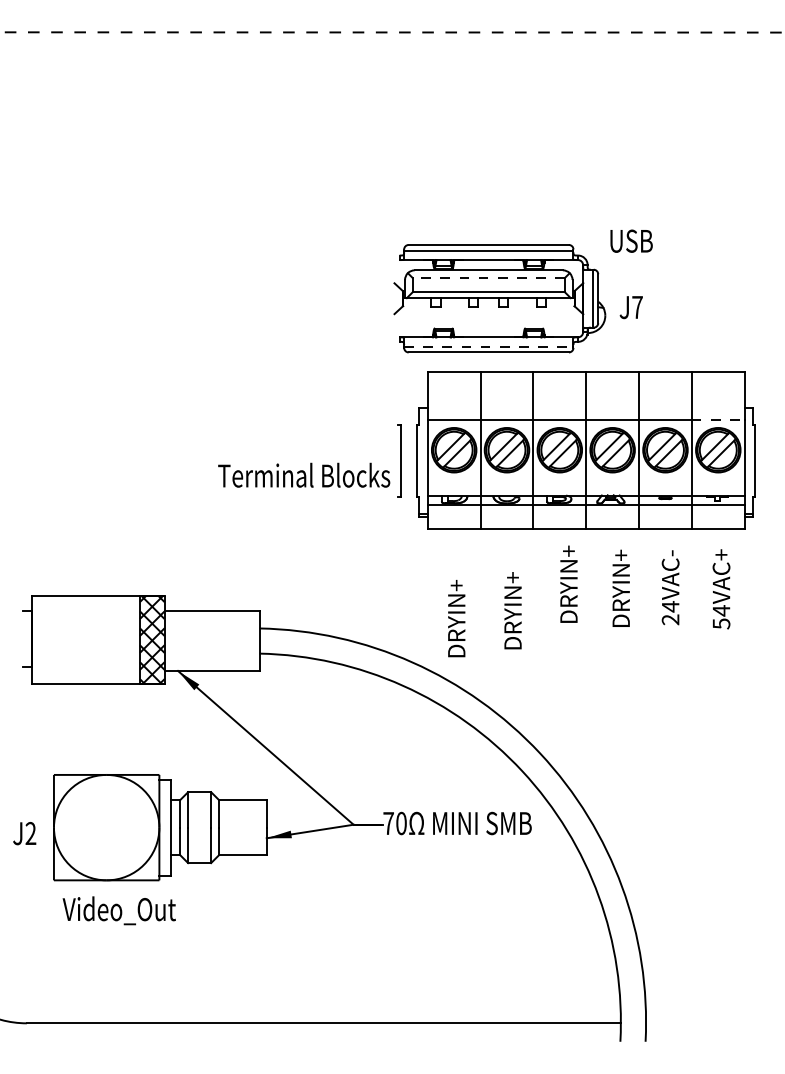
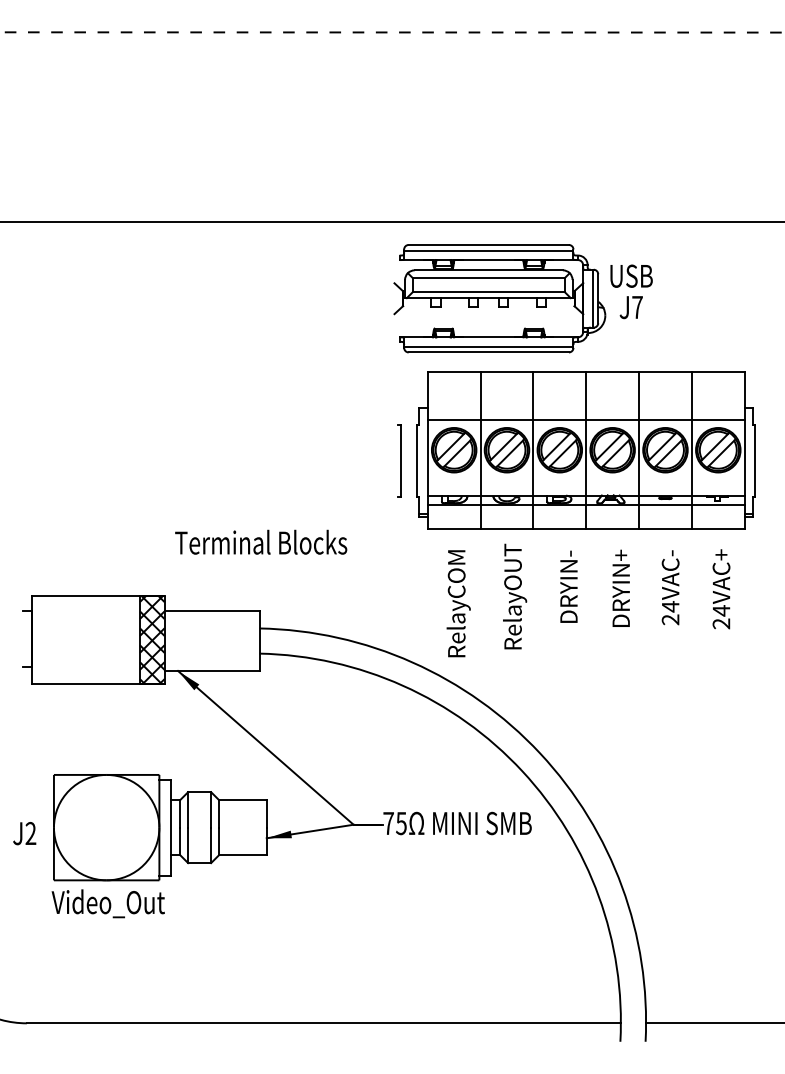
line: none -> present (391, 222)
text position: (631, 240) -> (631, 275) (631, 275)
line: dashed -> solid (488, 277)
line: dashed -> solid (488, 346)
line: dashed -> solid (718, 420)
text position: (304, 474) -> (261, 541) (261, 541)
text: DRYIN+ -> DRYIN- (568, 550)
text: DRYIN+ -> RelayOUT (515, 595)
text: DRYIN+ -> RelayCOM (458, 602)
text: 54VAC+ -> 24VAC+ (721, 623)
text: 70 -> 75 (401, 823)
text position: (118, 910) -> (107, 903) (107, 903)
line: none -> present (713, 1023)
